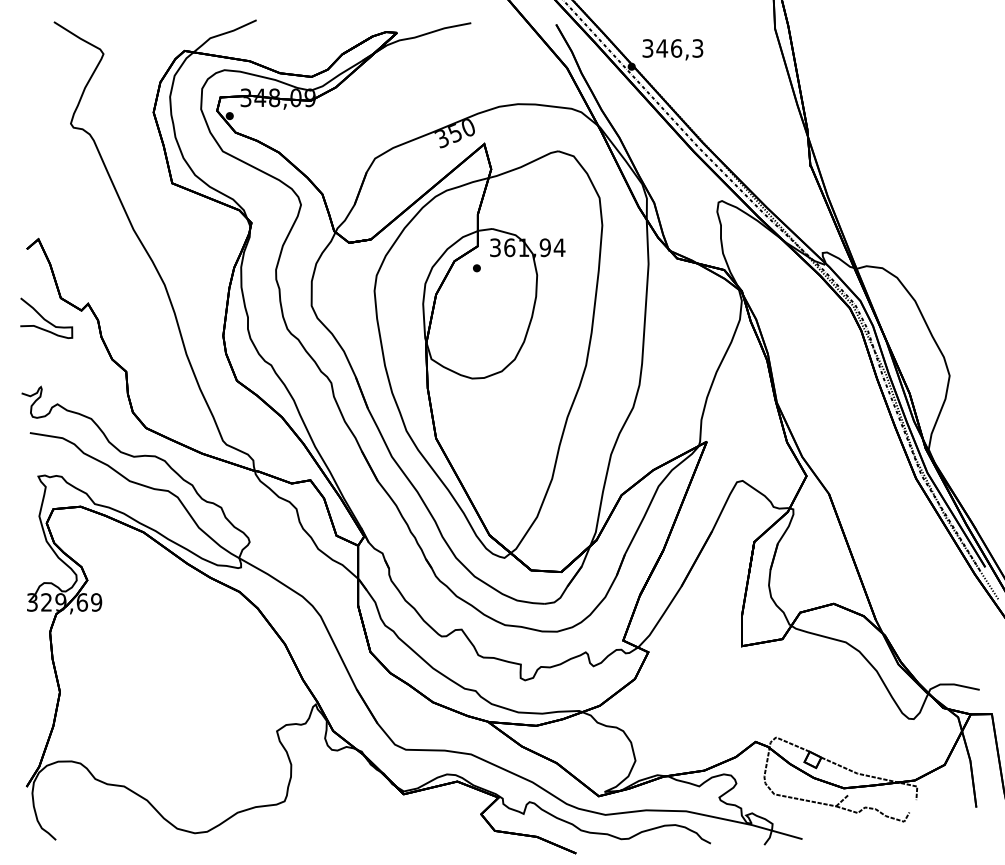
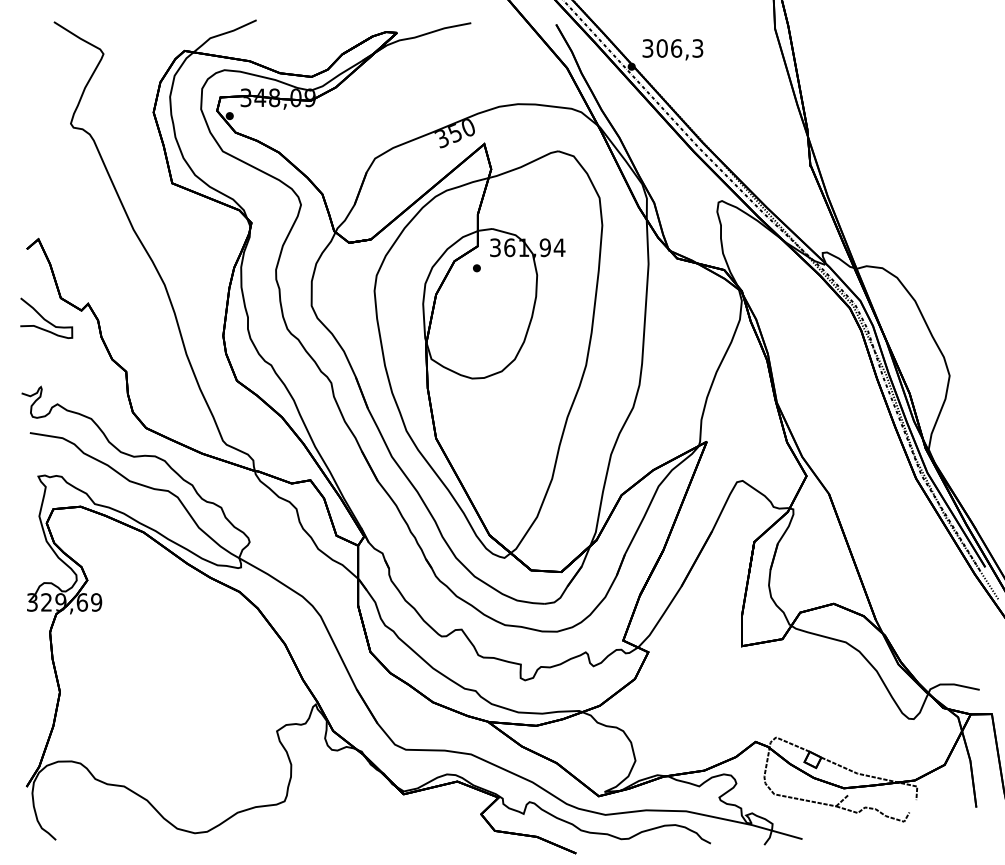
text: 346,3 -> 306,3 (662, 48)
